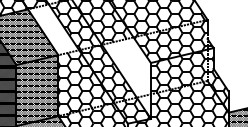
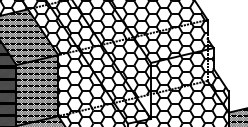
hatch: none -> present (55, 29)
hatch: none -> present (128, 68)
